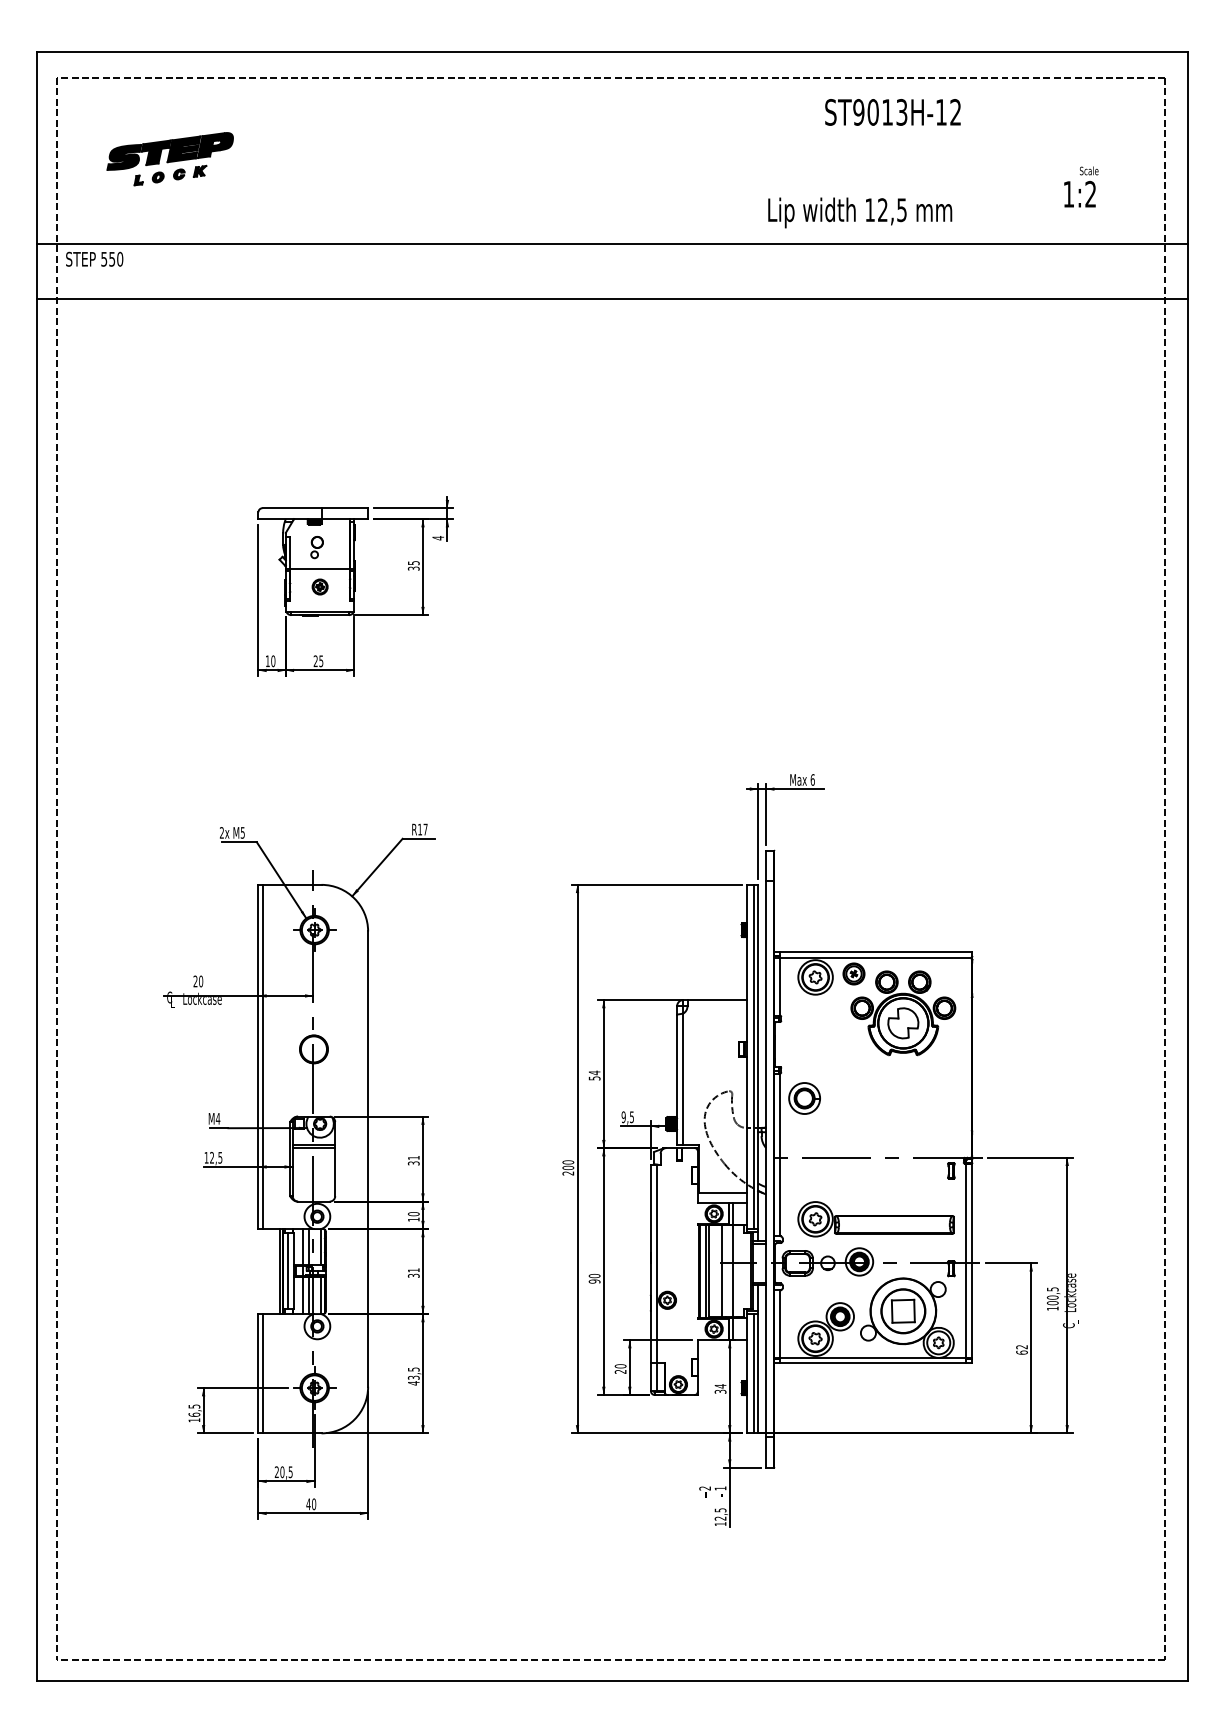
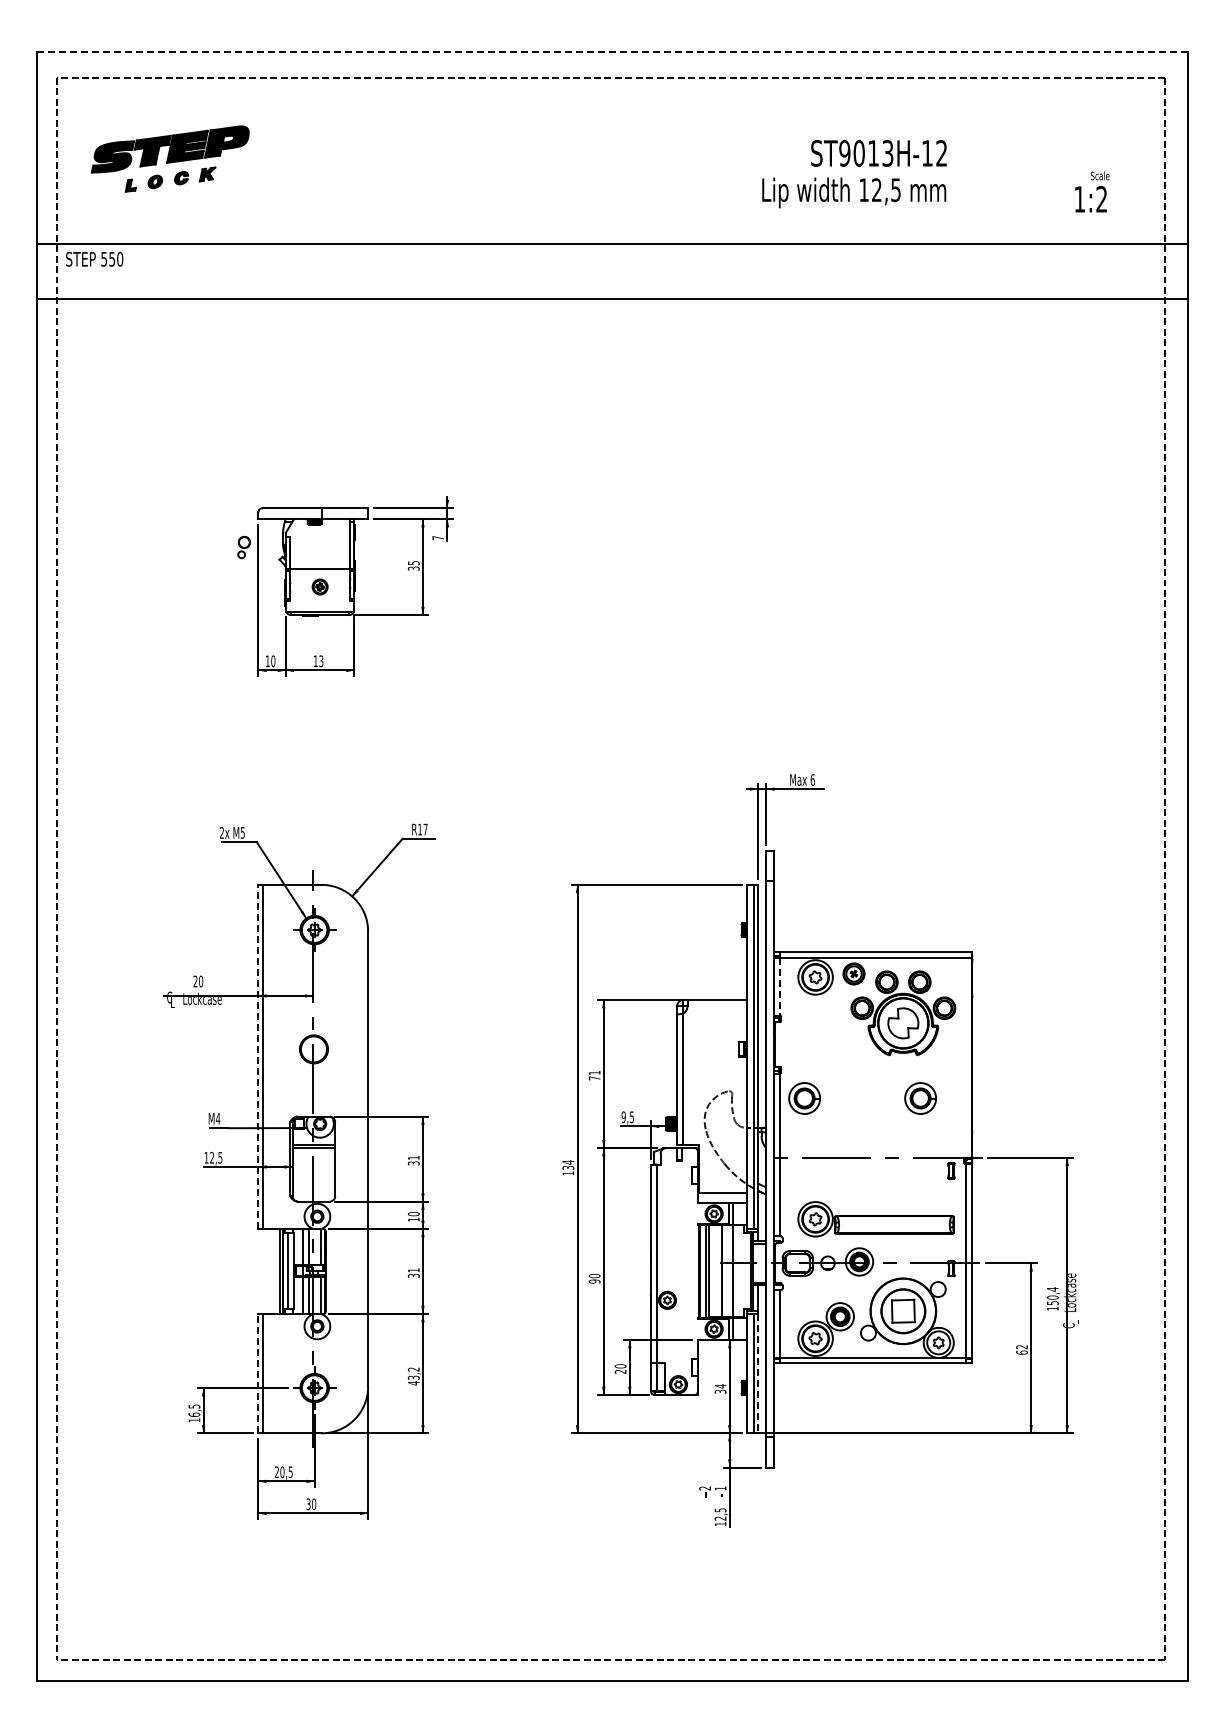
line: solid -> dashed (612, 51)
text position: (892, 112) -> (878, 153) (878, 153)
part size: 128x55 px -> 160x68 px (169, 158)
text position: (1081, 186) -> (1092, 191) (1092, 191)
text position: (860, 212) -> (854, 192) (854, 192)
text: 4 -> 7 (437, 538)
part position: (316, 547) -> (243, 547) (243, 547)
text: 25 -> 13 (318, 660)
line: solid -> dashed (779, 987)
line: solid -> dashed (258, 1056)
text: 54 -> 71 (594, 1075)
part: none -> present (920, 1098)
text: 200 -> 134 (568, 1167)
text: 100,5 -> 150,4 (1052, 1296)
text: 43,5 -> 43,2 (413, 1369)
line: solid -> dashed (258, 1373)
line: solid -> dashed (758, 1373)
text: 40 -> 30 (308, 1504)
